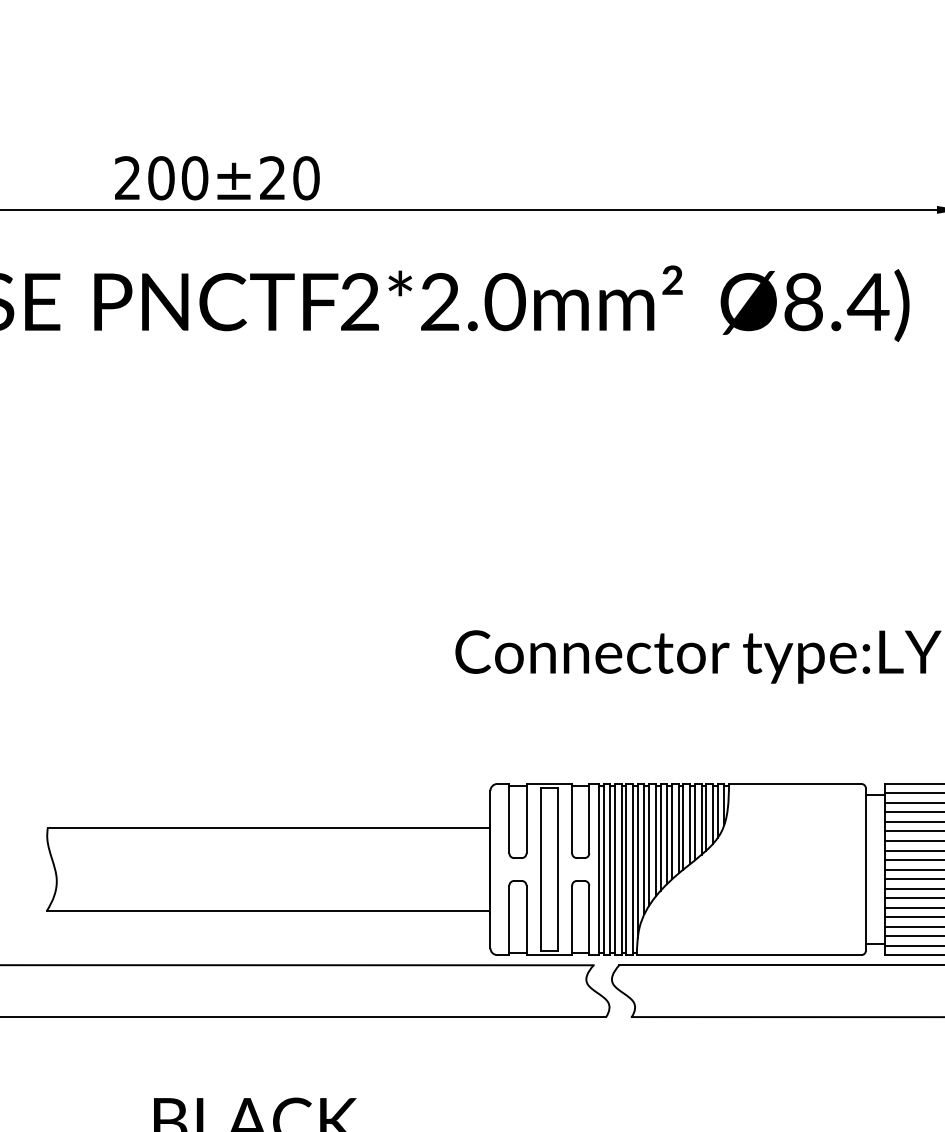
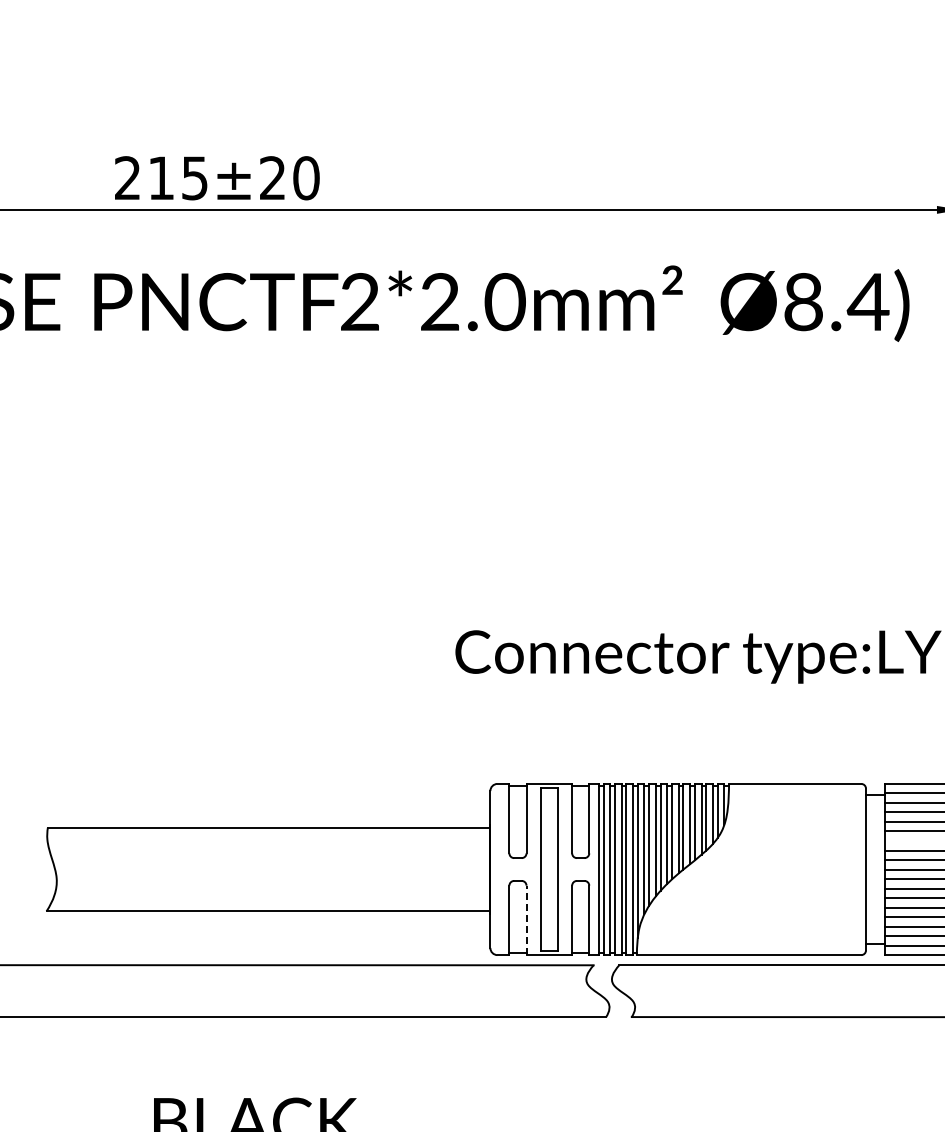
text: 200±20 -> 215±20 (178, 178)
line: present -> none (913, 840)
line: solid -> dashed (526, 920)
